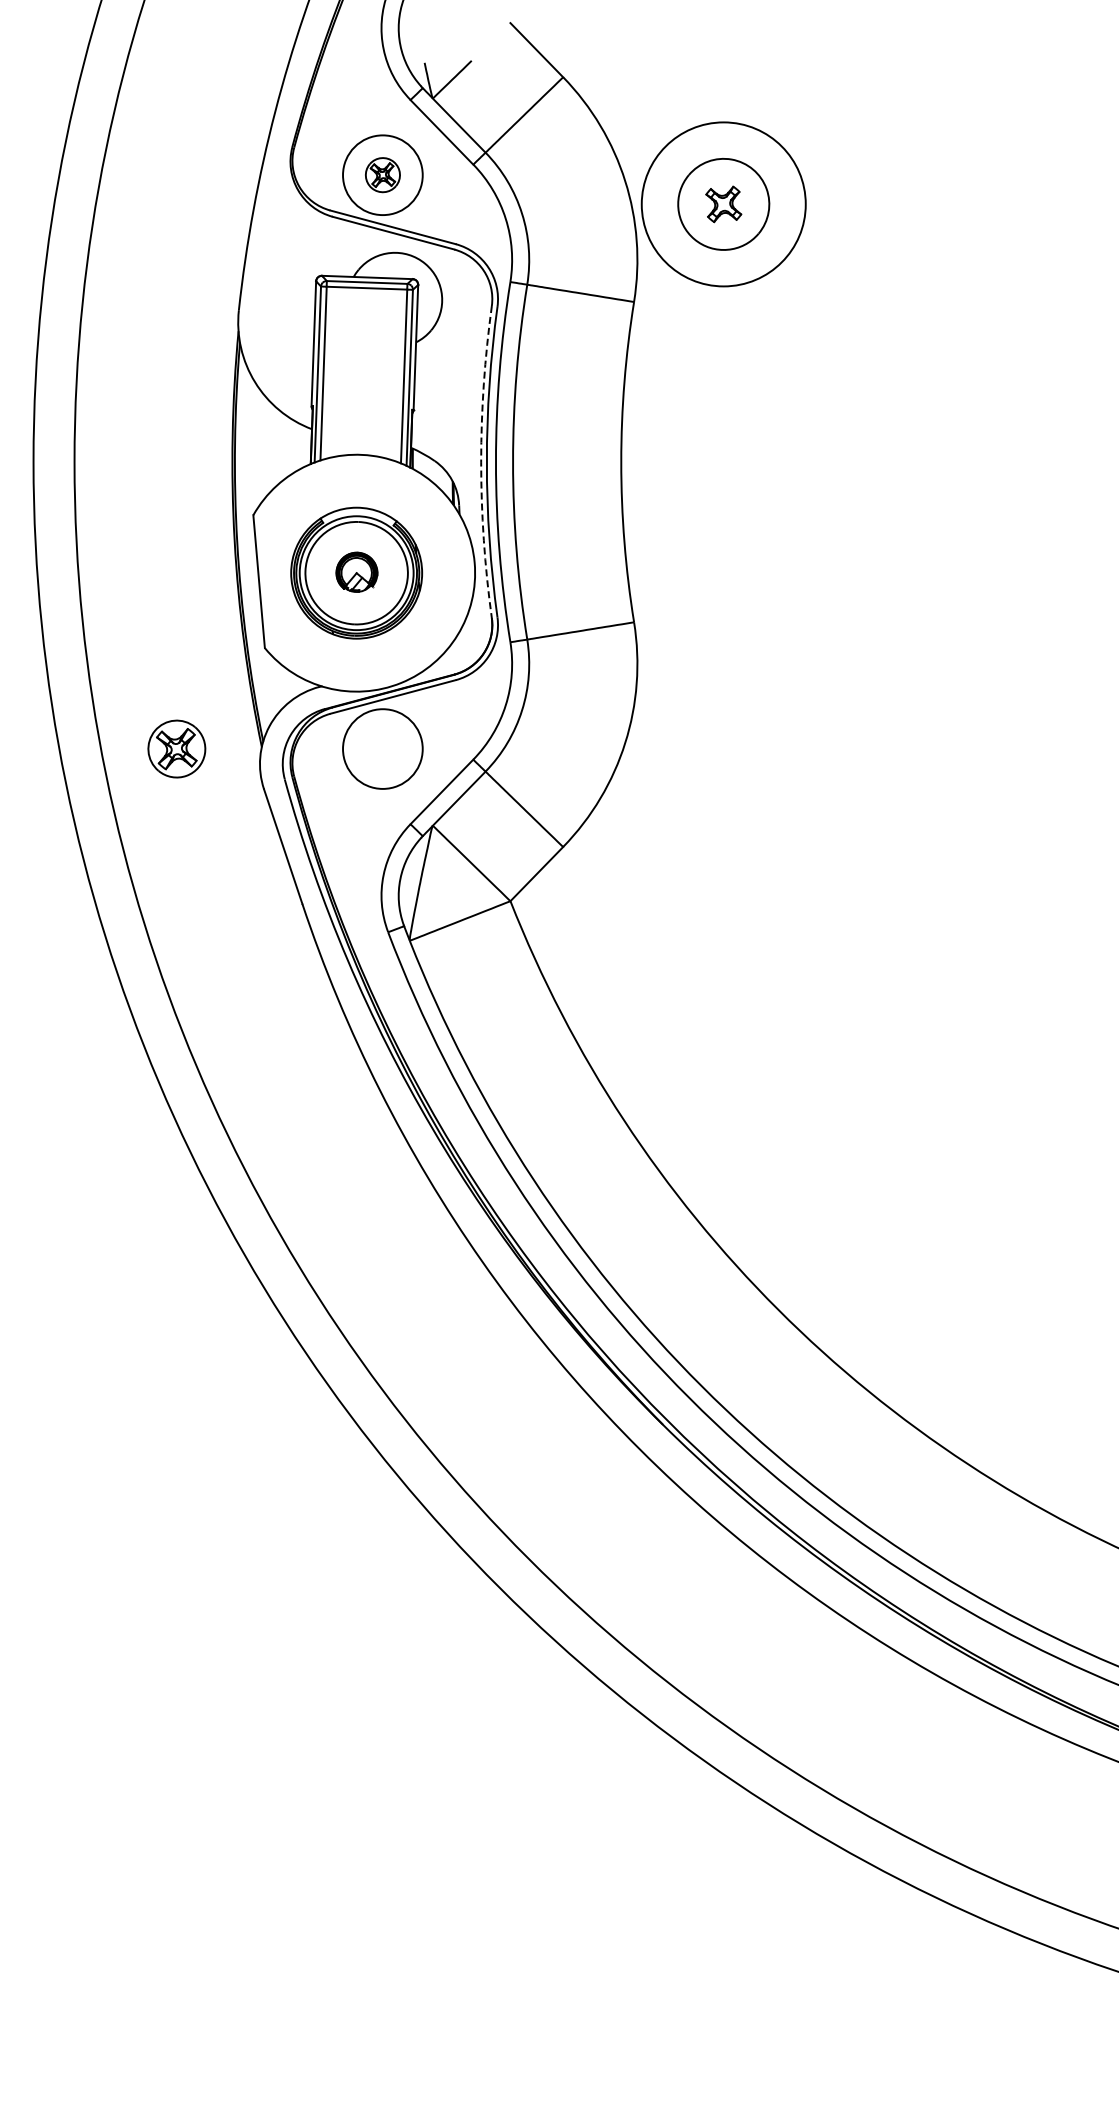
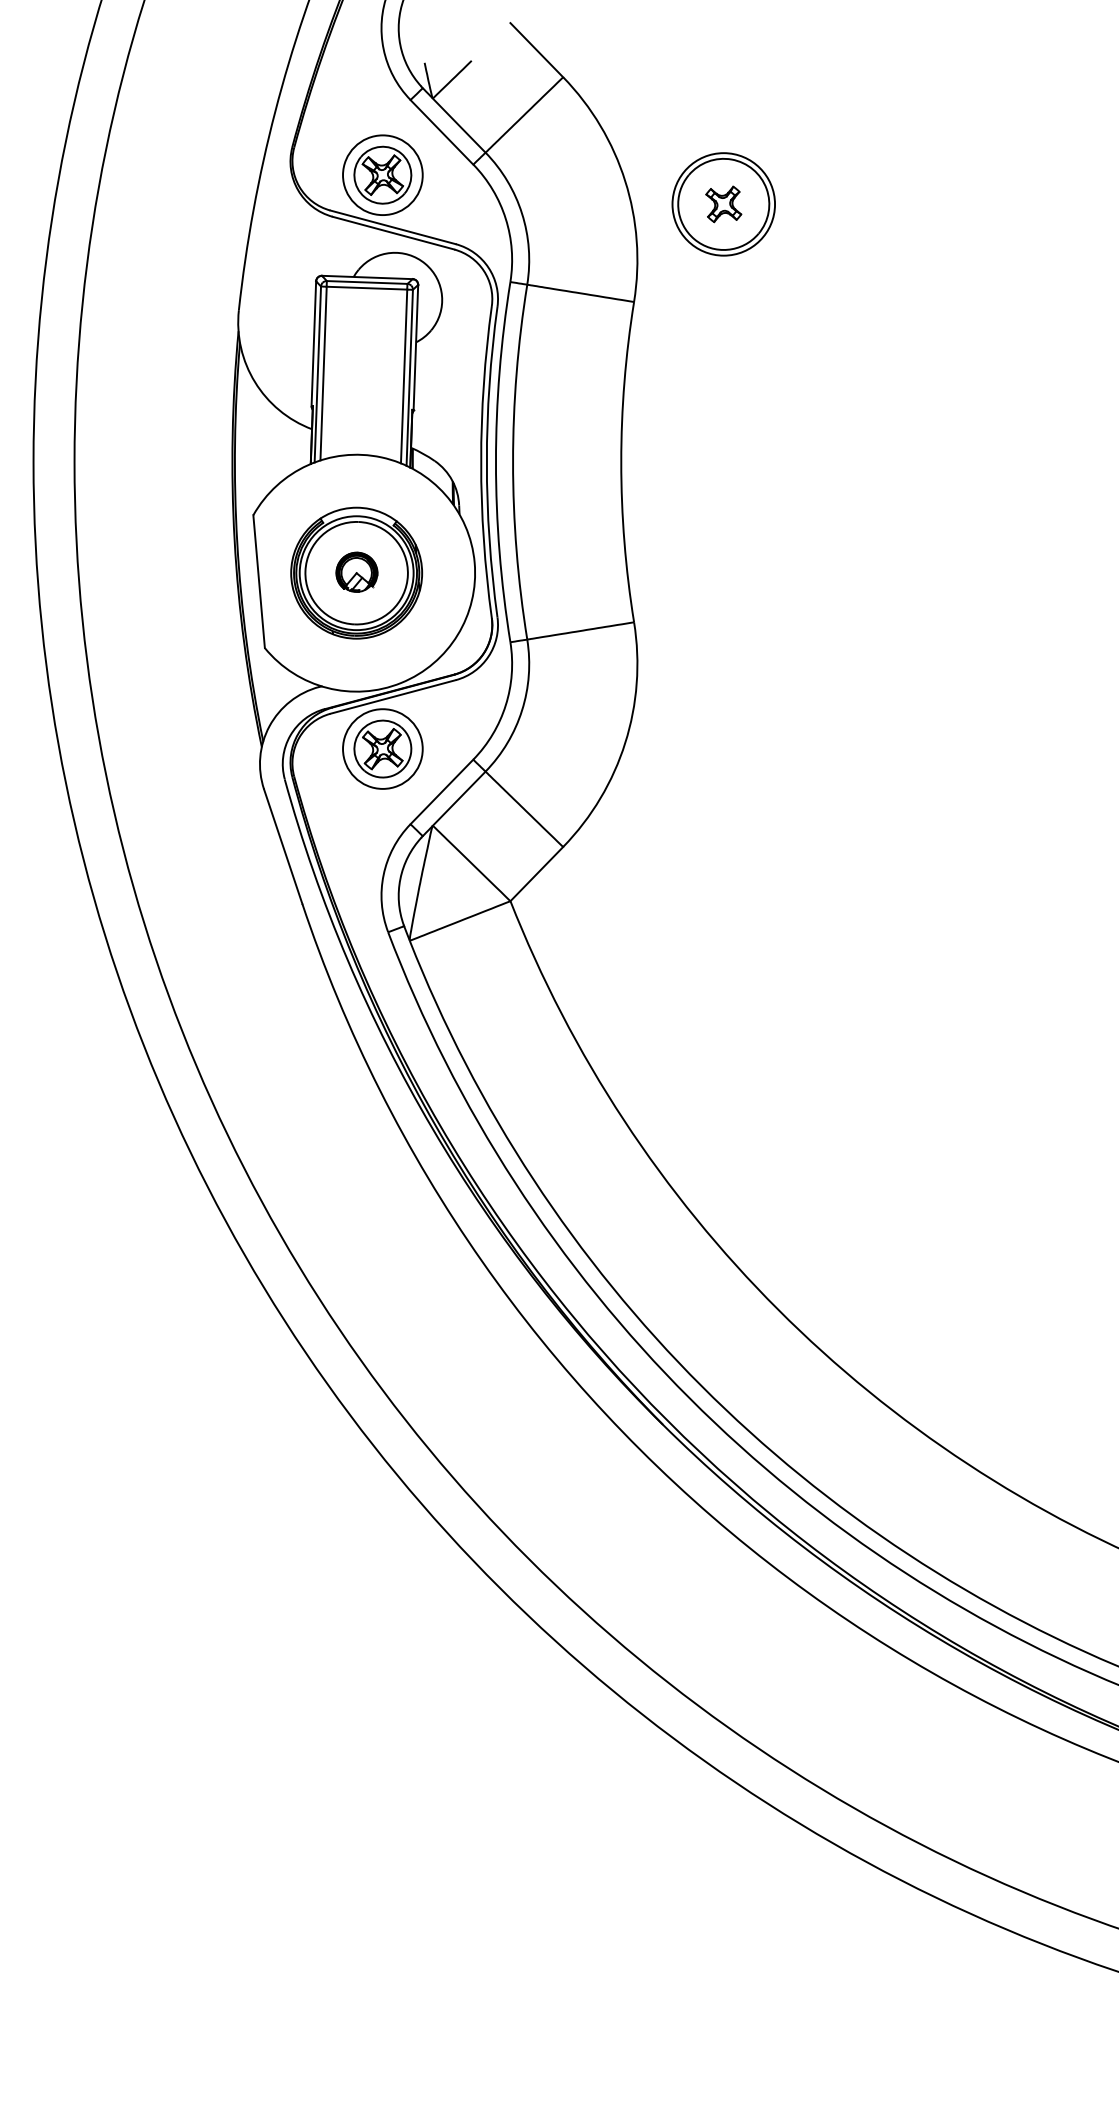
part size: 36x37 px -> 60x60 px (382, 174)
circle diameter: 164 px -> 103 px (723, 204)
arc: dashed -> solid (481, 462)
part position: (176, 748) -> (382, 748) (382, 748)
